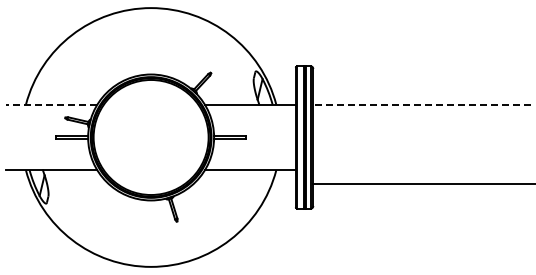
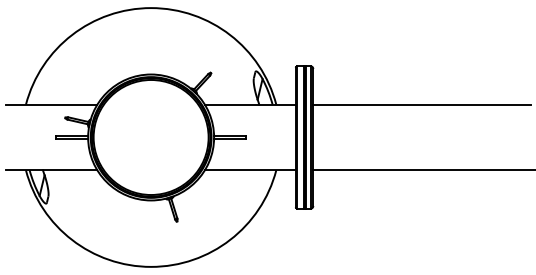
line: dashed -> solid (51, 104)
line: dashed -> solid (422, 104)
line position: (422, 184) -> (422, 170) (422, 170)
